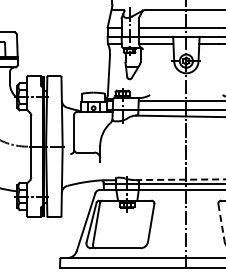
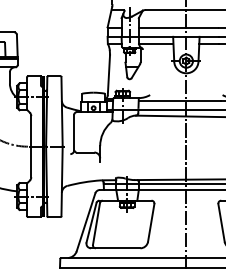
line: dashed -> solid (180, 179)
line: dashed -> solid (221, 223)
